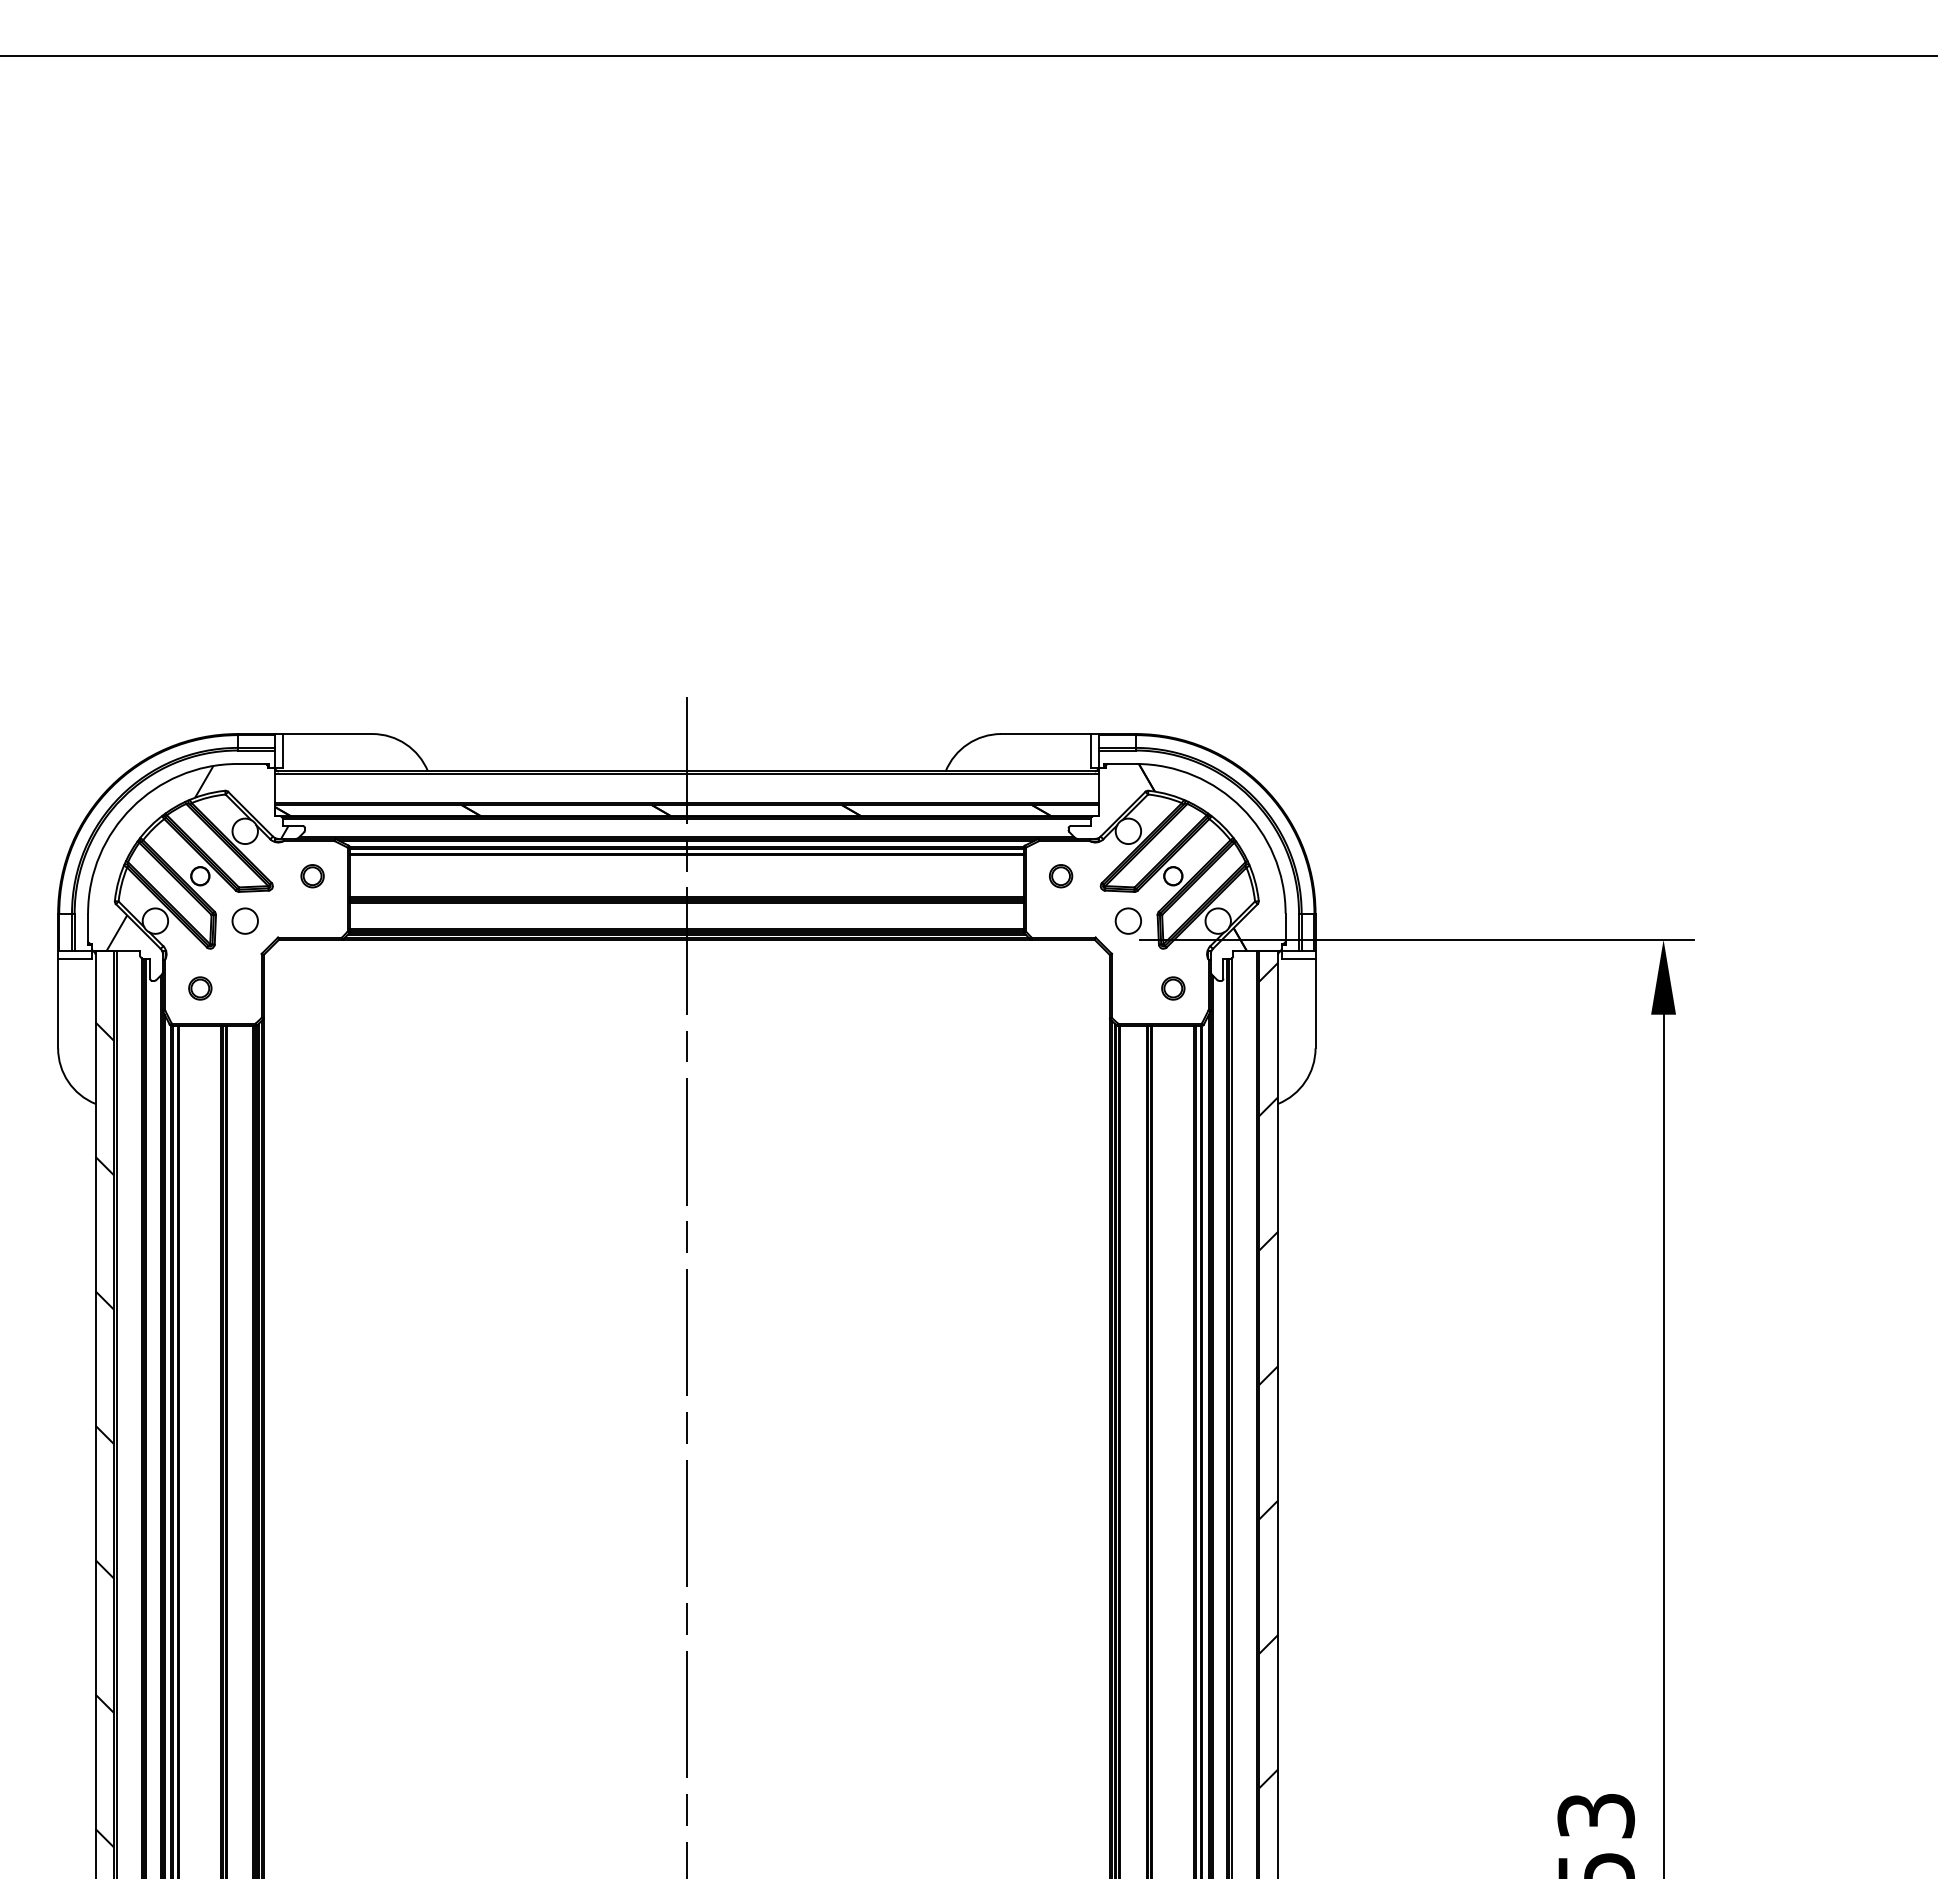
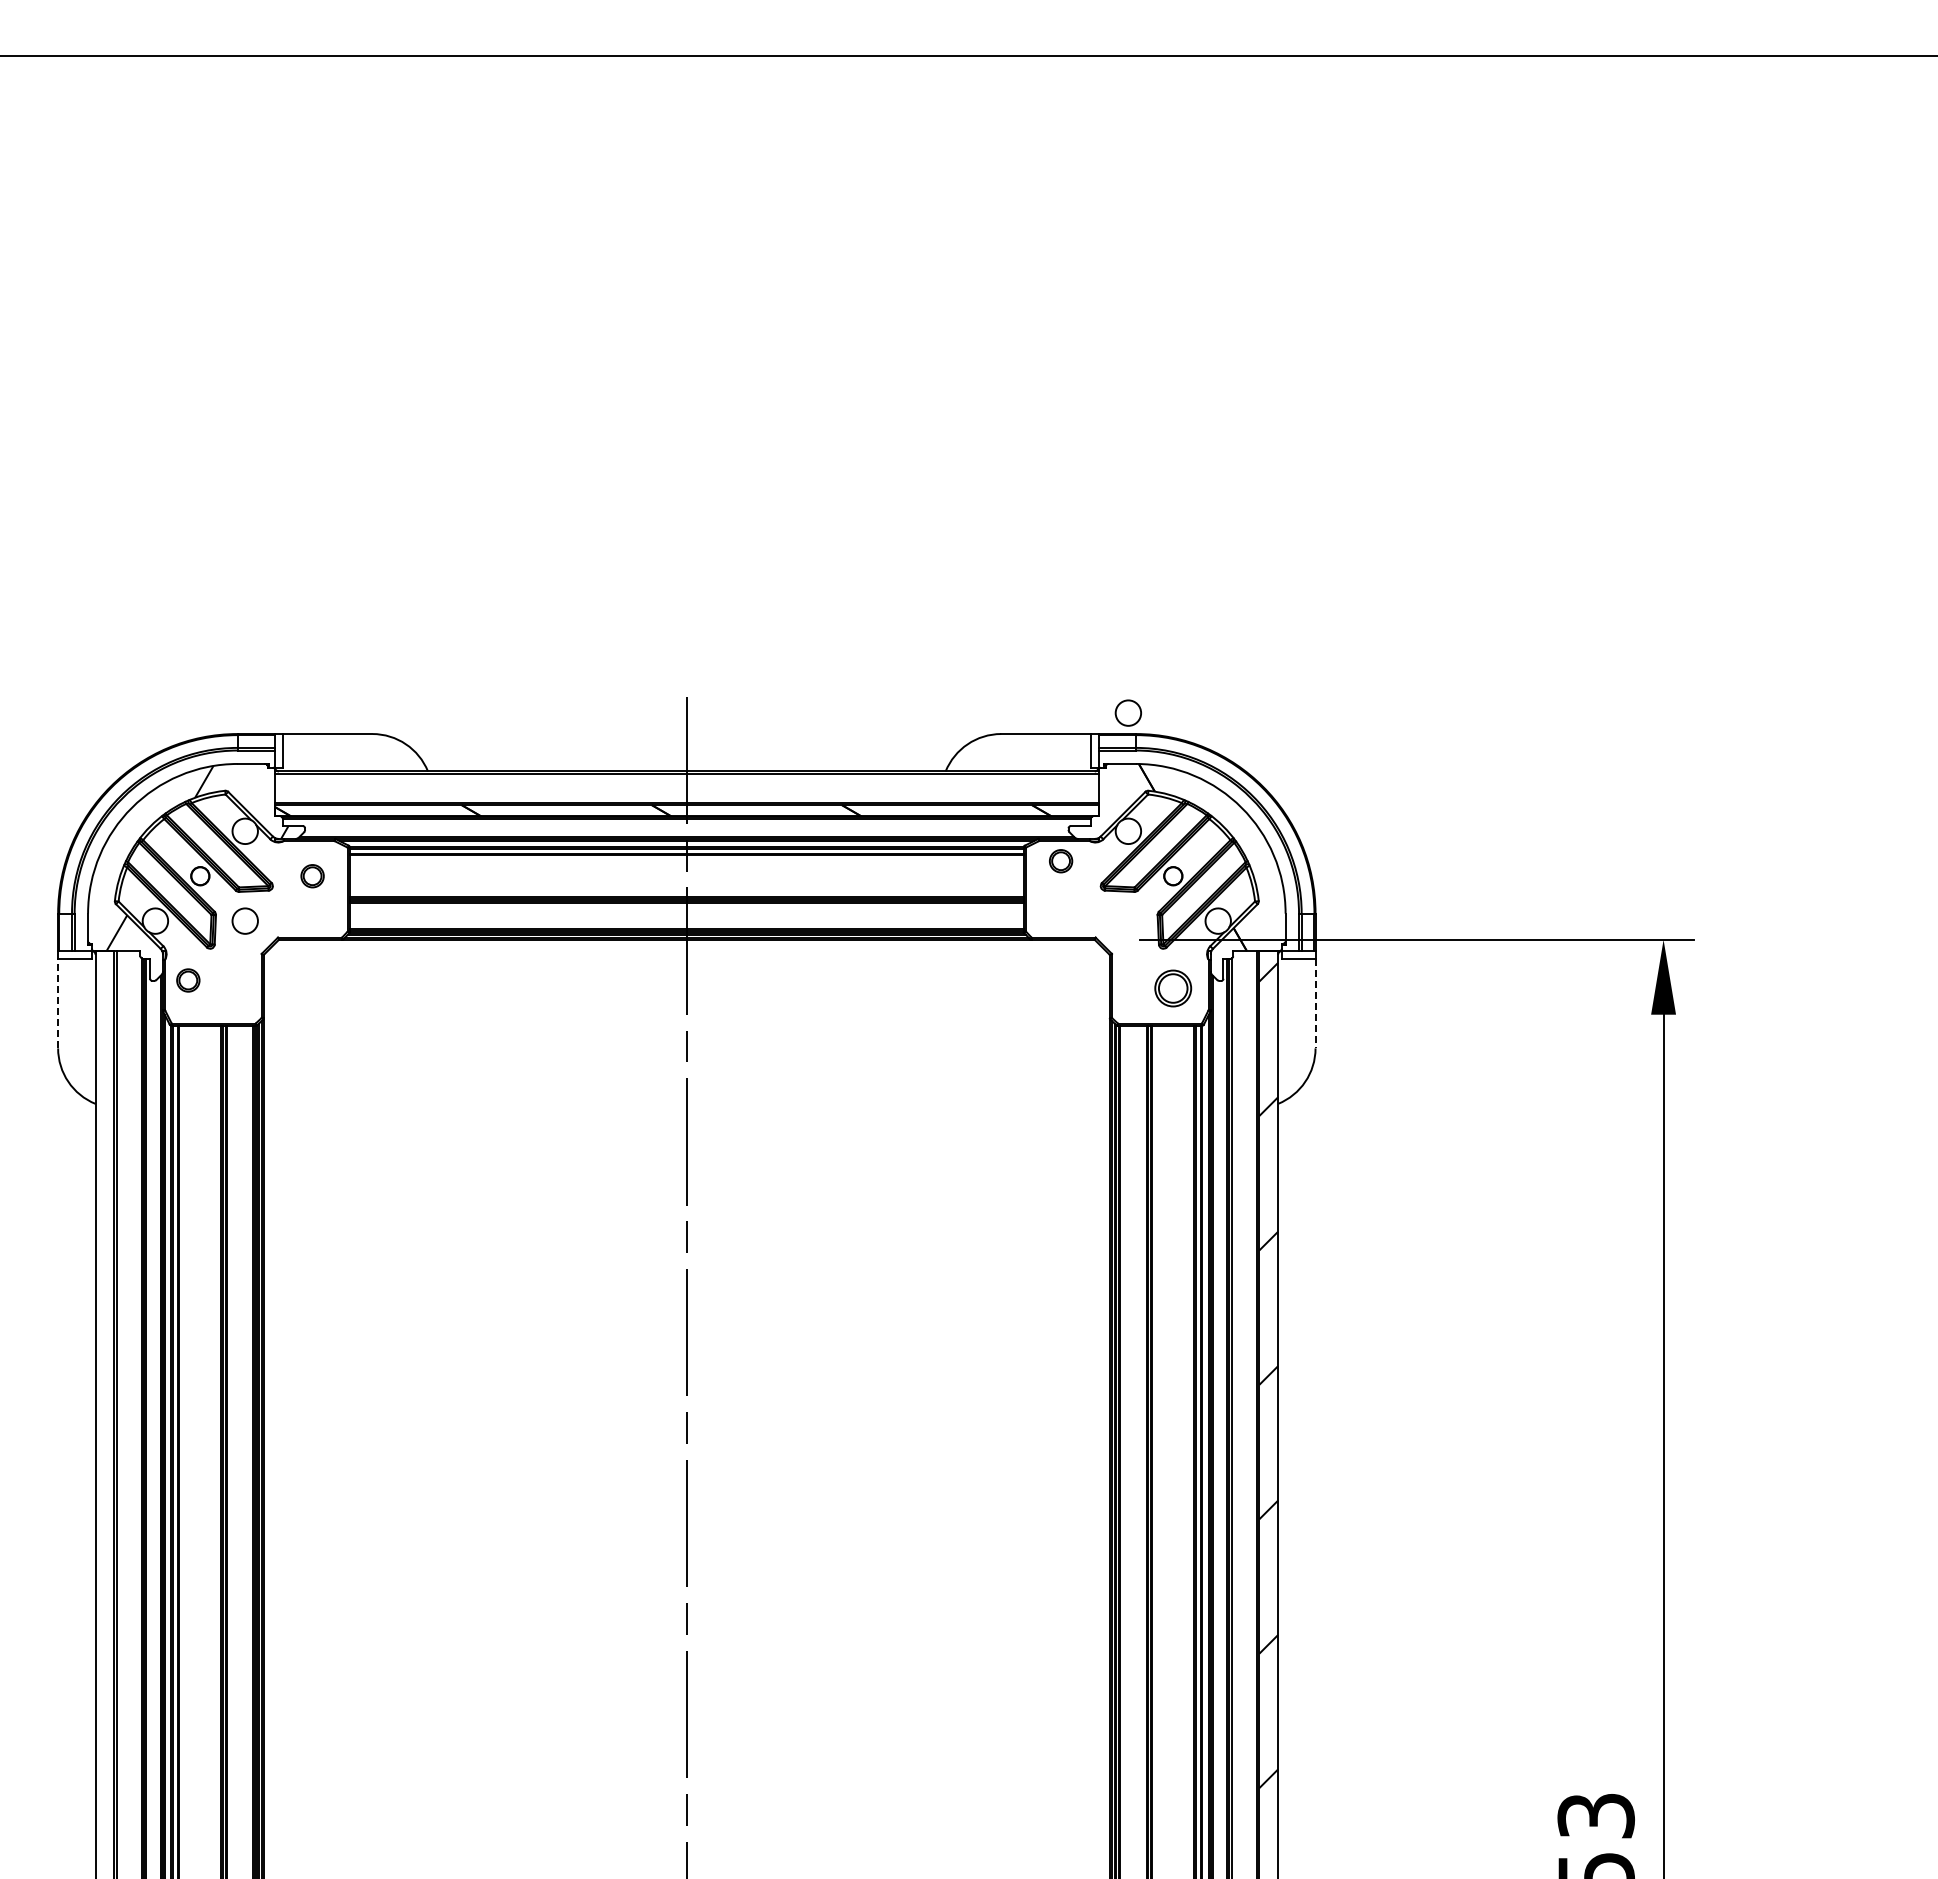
part position: (1061, 876) -> (1061, 861) (1061, 861)
circle position: (1127, 920) -> (1127, 712) (1127, 712)
part position: (200, 988) -> (188, 980) (188, 980)
part size: 25x25 px -> 39x39 px (1173, 988)
line: solid -> dashed (58, 1003)
line: solid -> dashed (1315, 1003)
hatch: present -> none (104, 1434)
